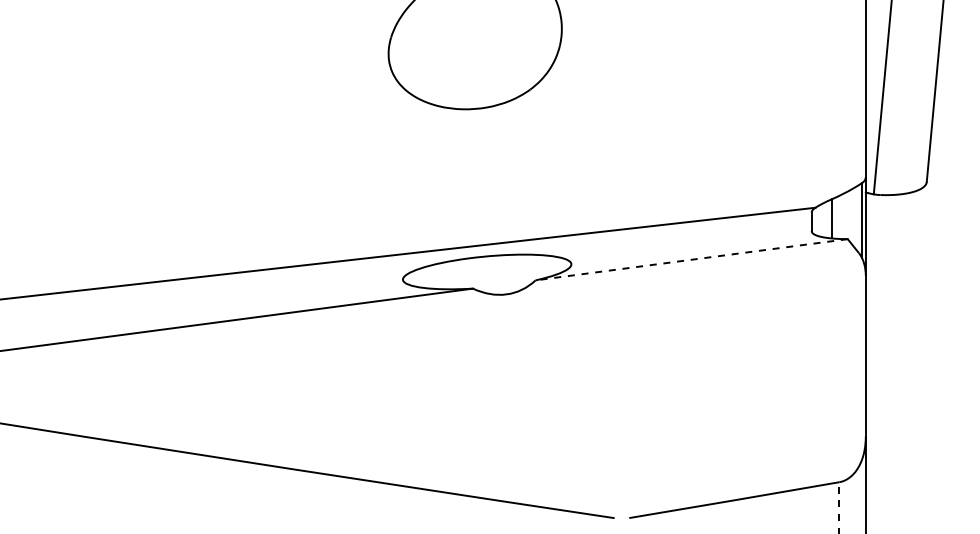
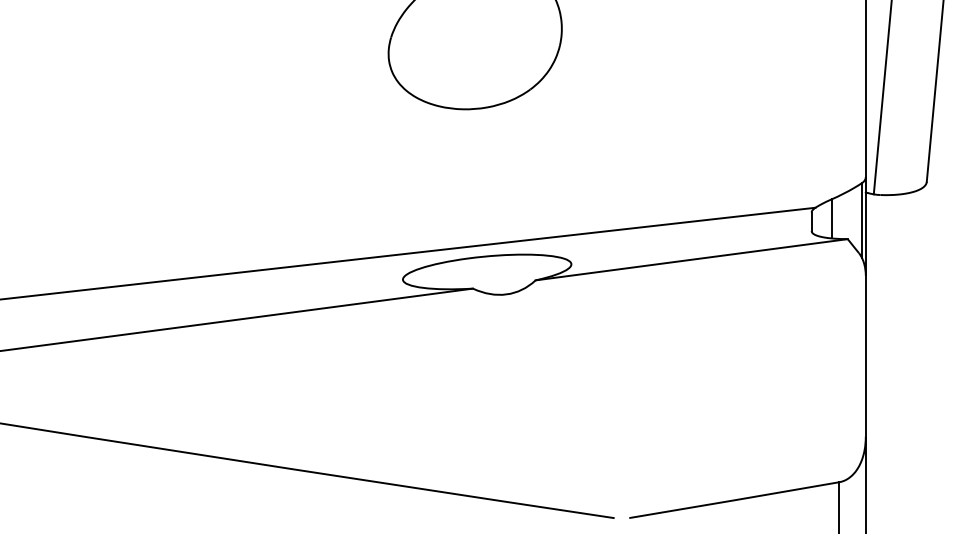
line: dashed -> solid (691, 259)
line: dashed -> solid (839, 507)
